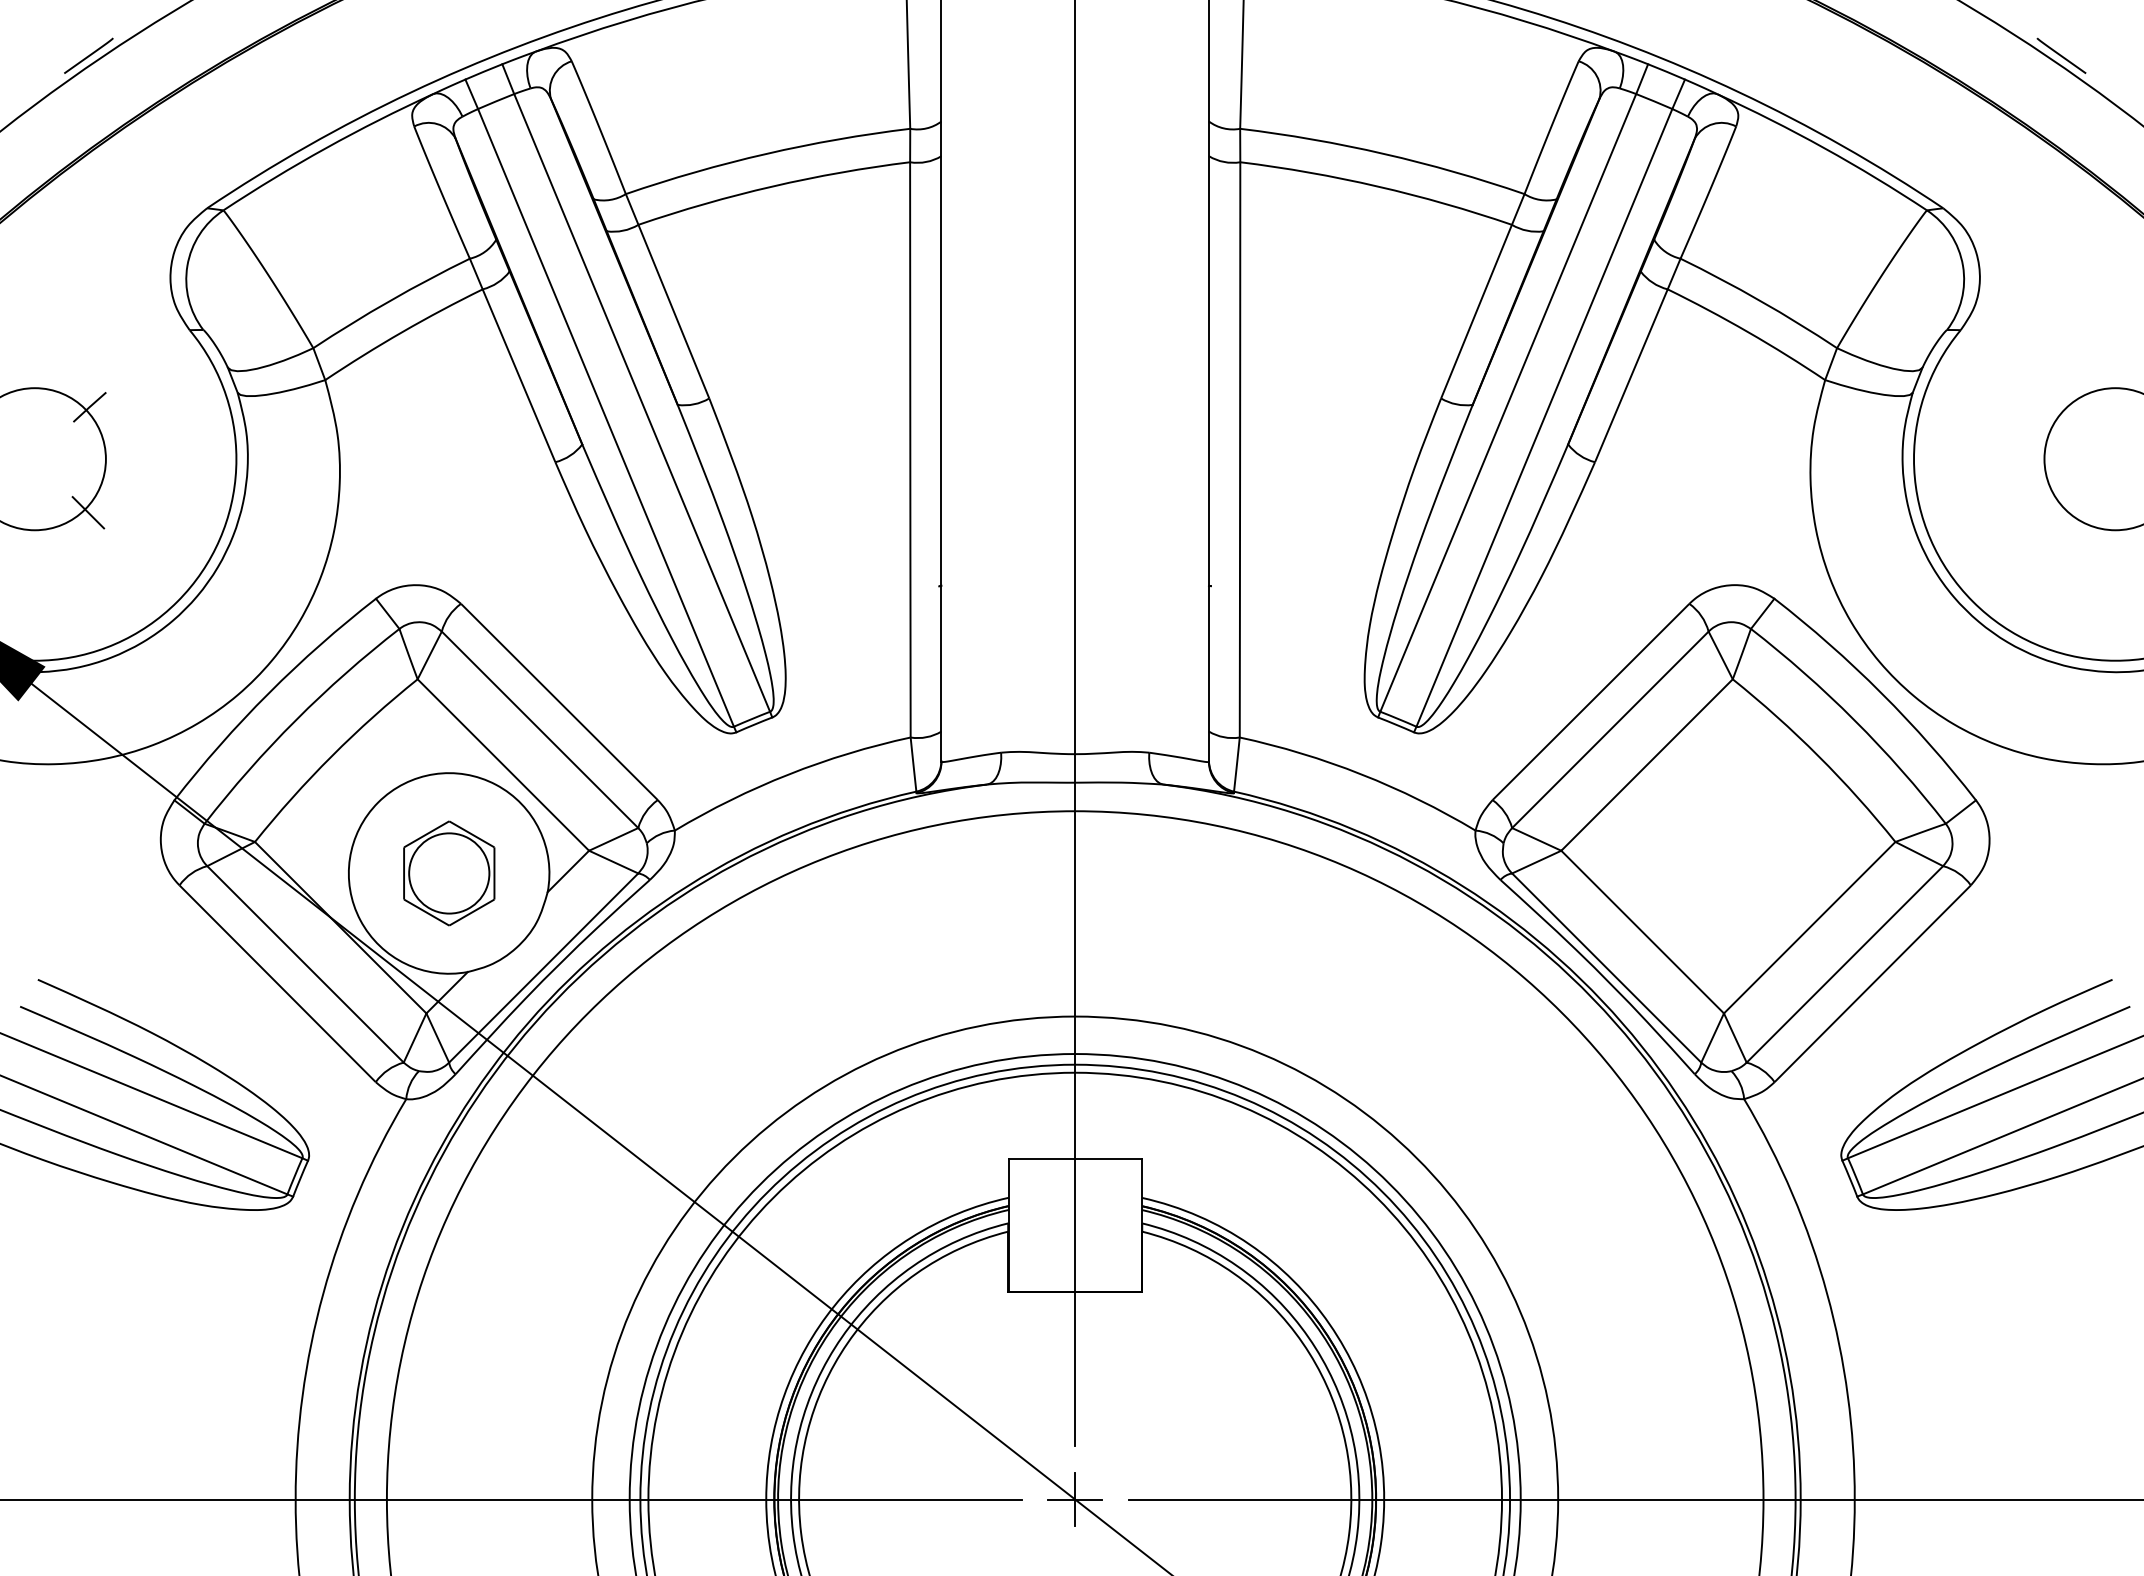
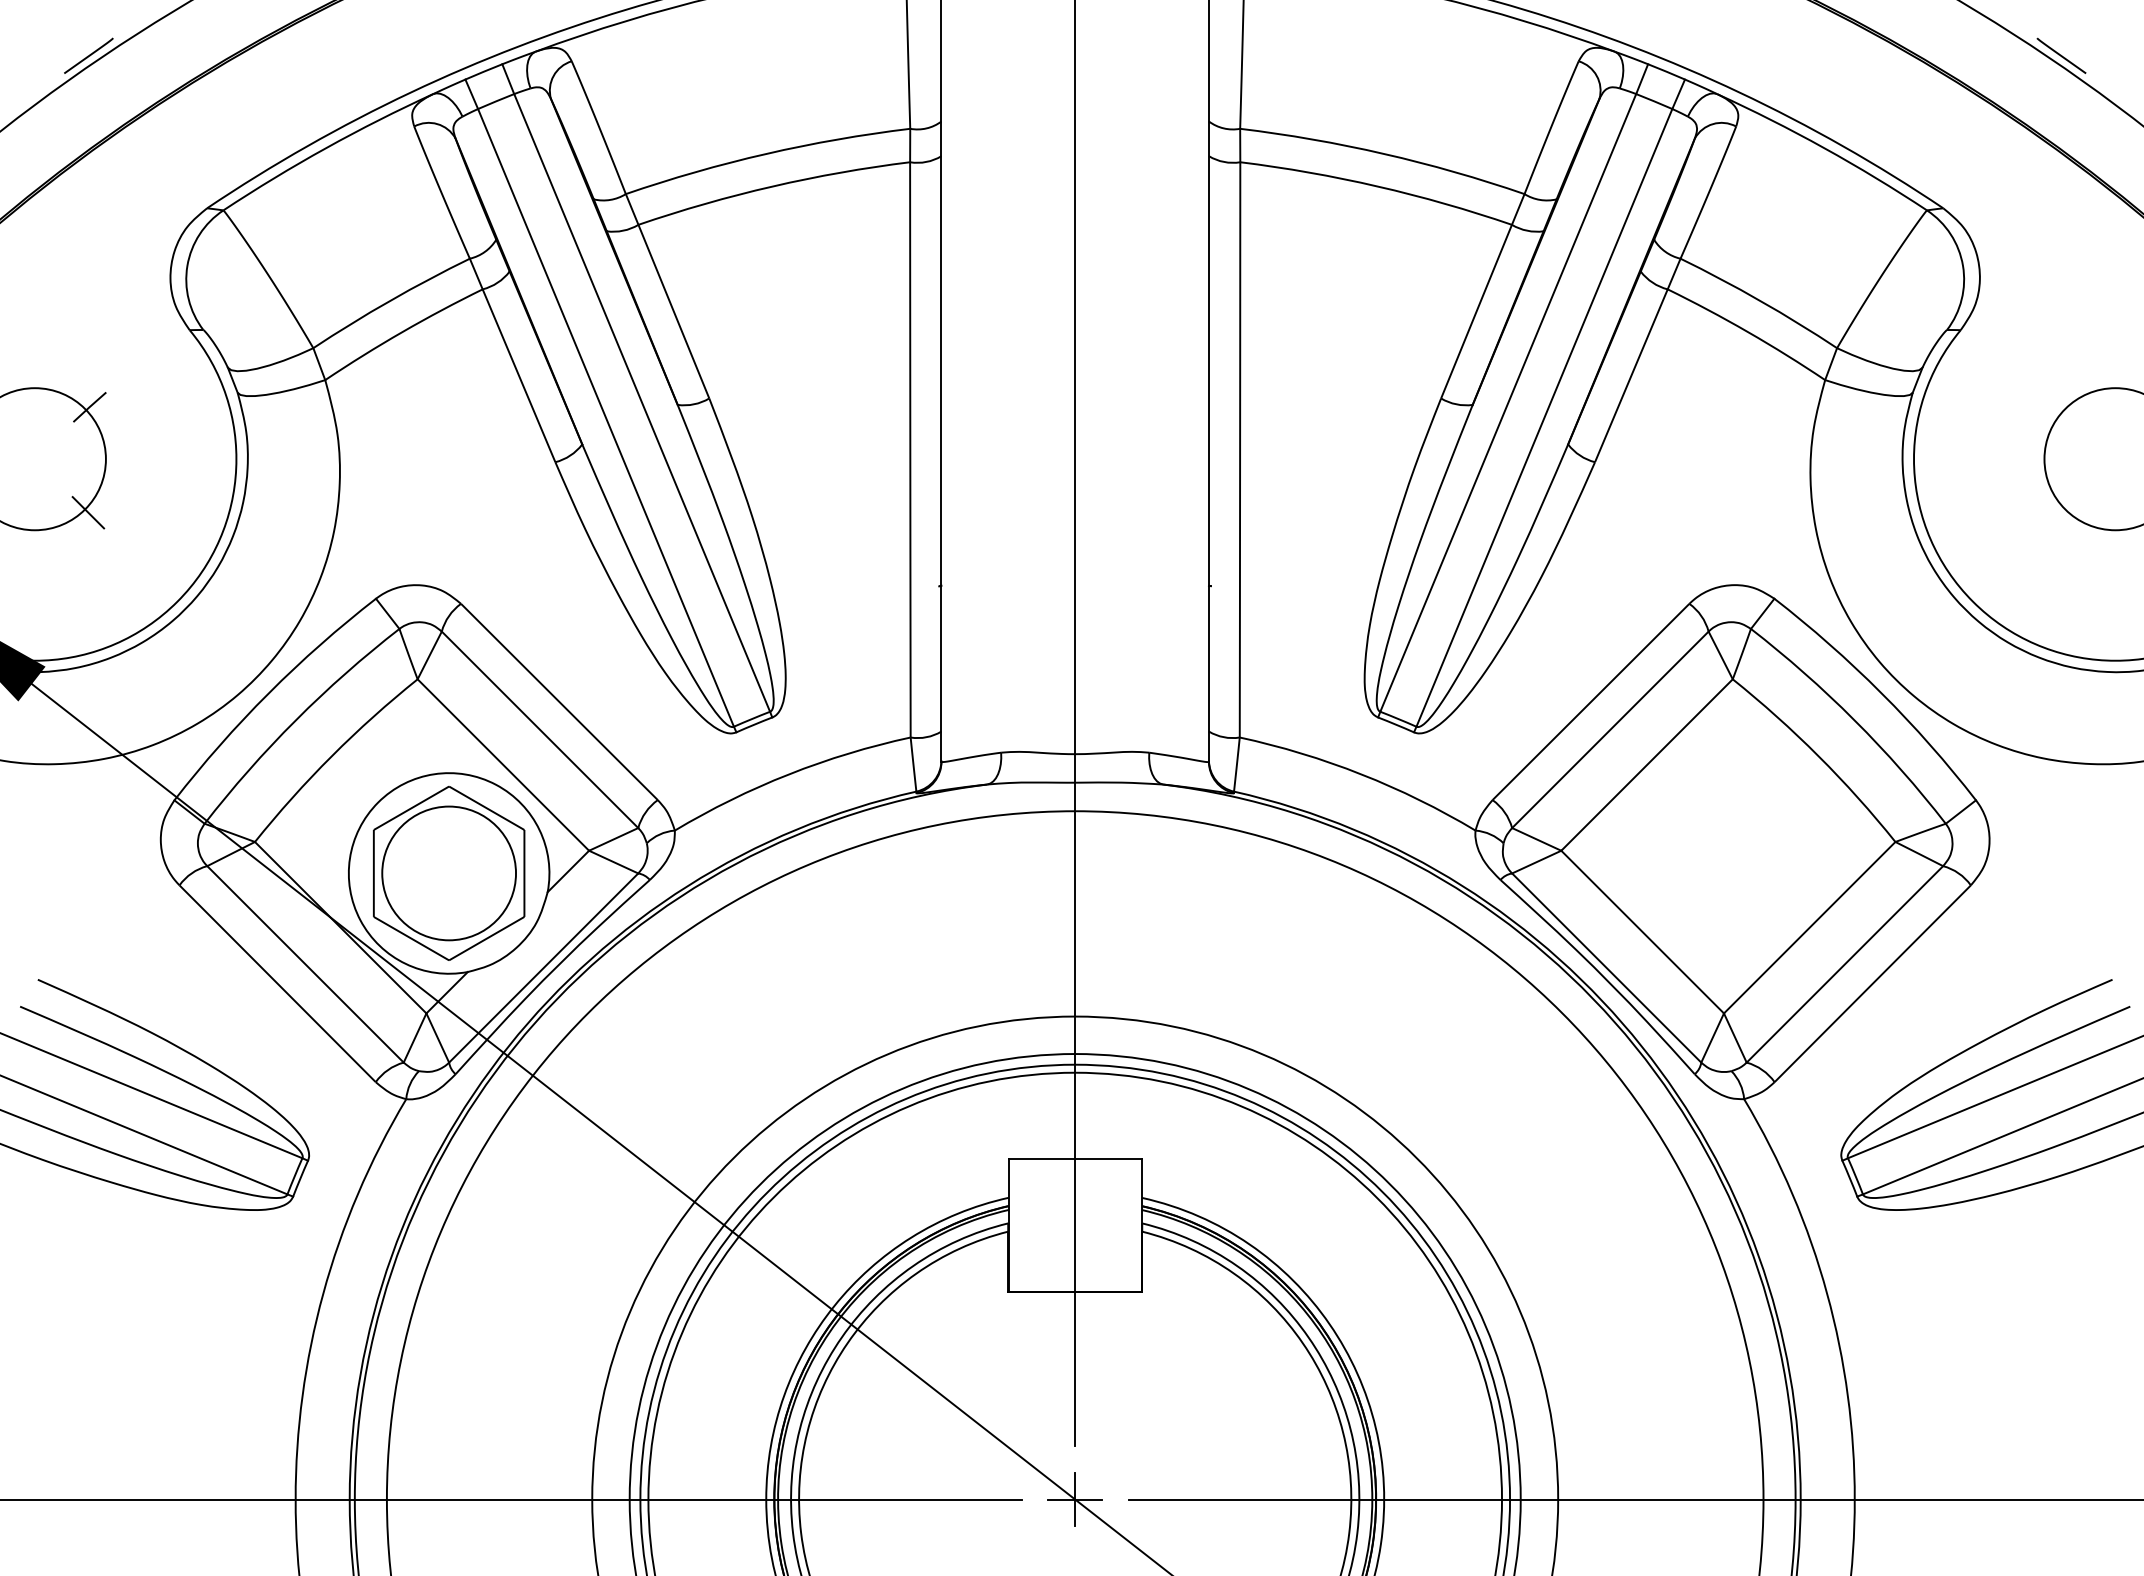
part size: 93x107 px -> 153x175 px (449, 873)
